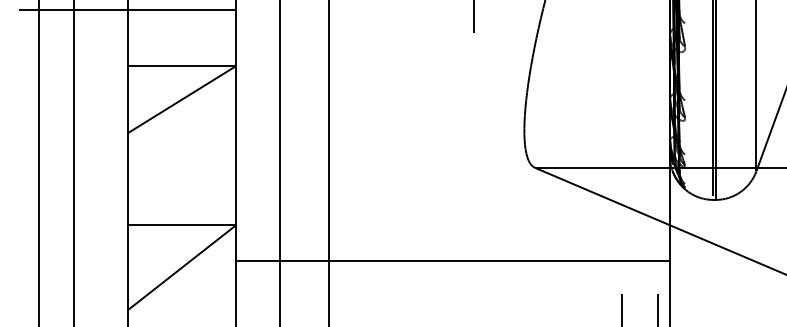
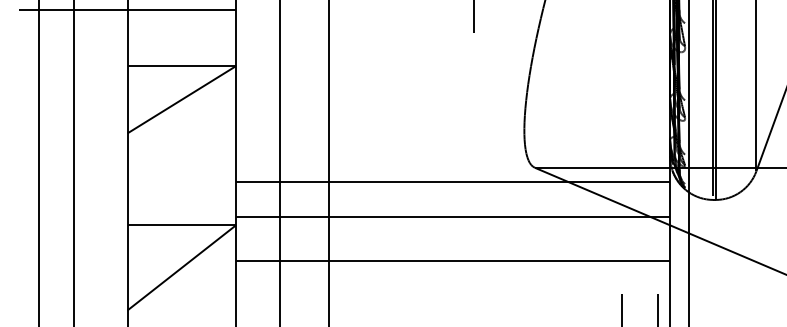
line: none -> present (688, 162)
line: none -> present (453, 182)
line: none -> present (453, 216)
